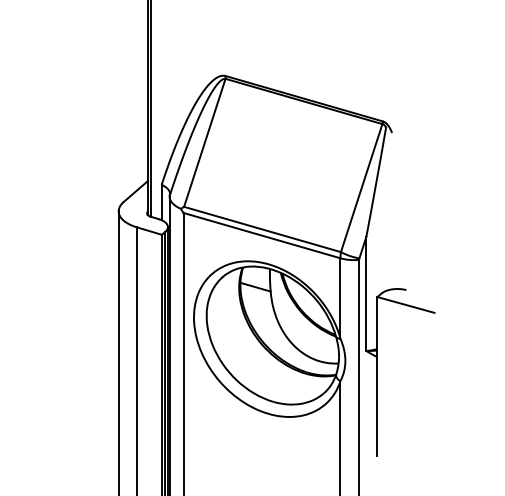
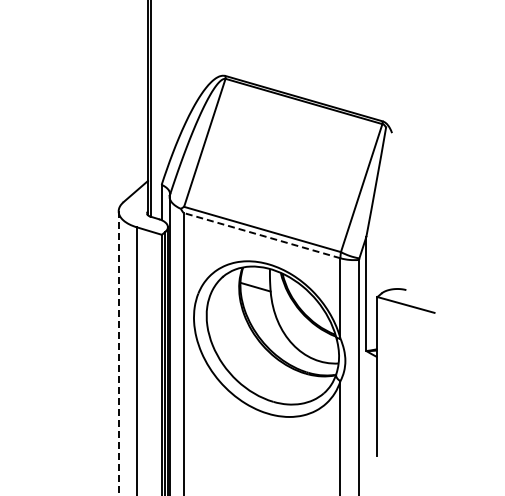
line: solid -> dashed (262, 235)
line: solid -> dashed (118, 353)
